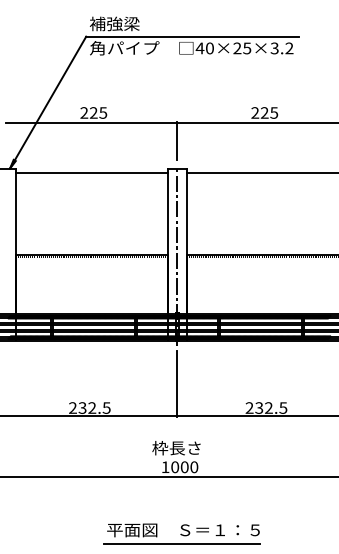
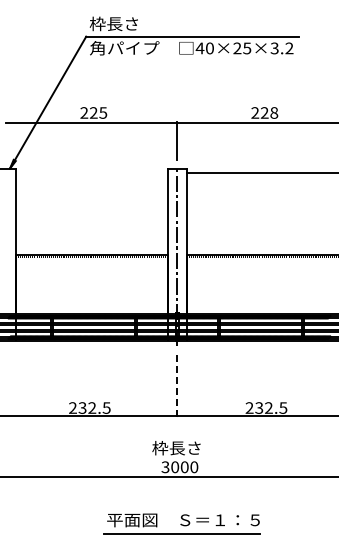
text: 補強梁 -> 枠長さ (114, 23)
text: 225 -> 228 (274, 112)
line: present -> none (91, 173)
line: solid -> dashed (177, 383)
text: 1000 -> 3000 (165, 467)
part position: (181, 533) -> (181, 523) (181, 523)
